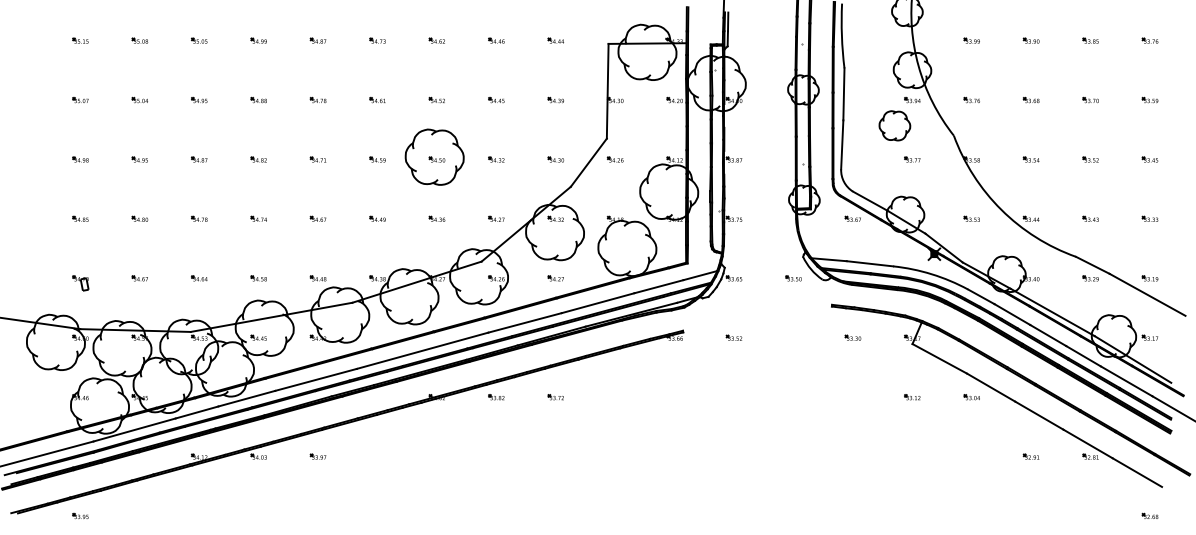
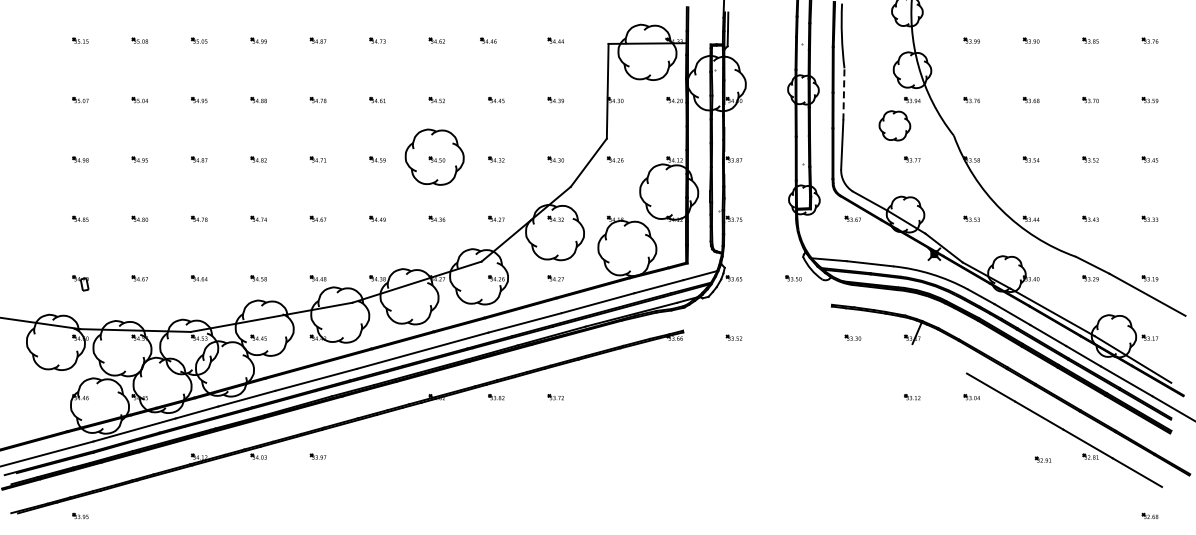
part position: (496, 40) -> (488, 40) (488, 40)
line: solid -> dashed (843, 93)
line: present -> none (939, 358)
part position: (1030, 456) -> (1042, 459) (1042, 459)
